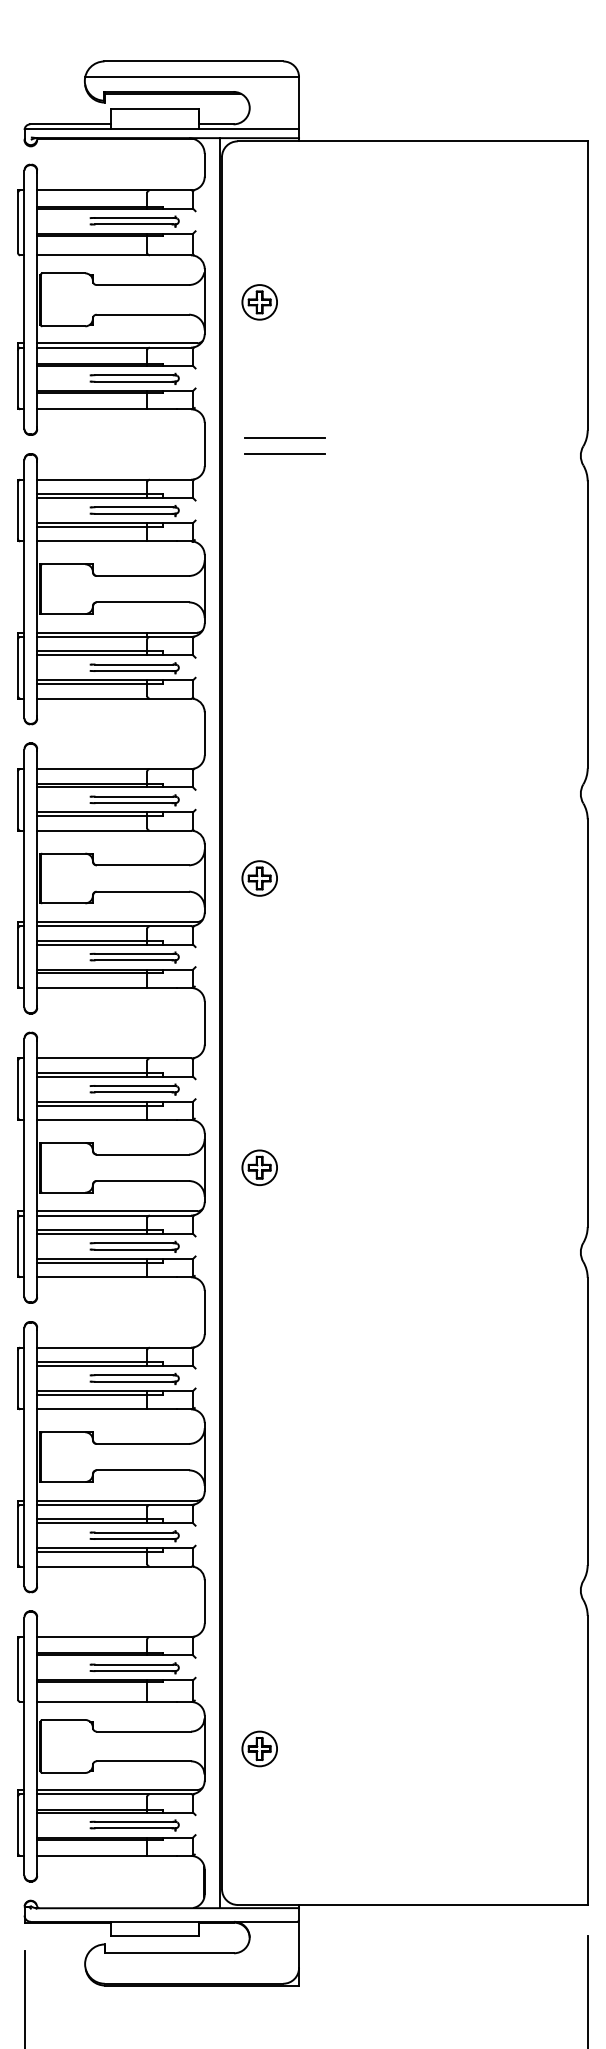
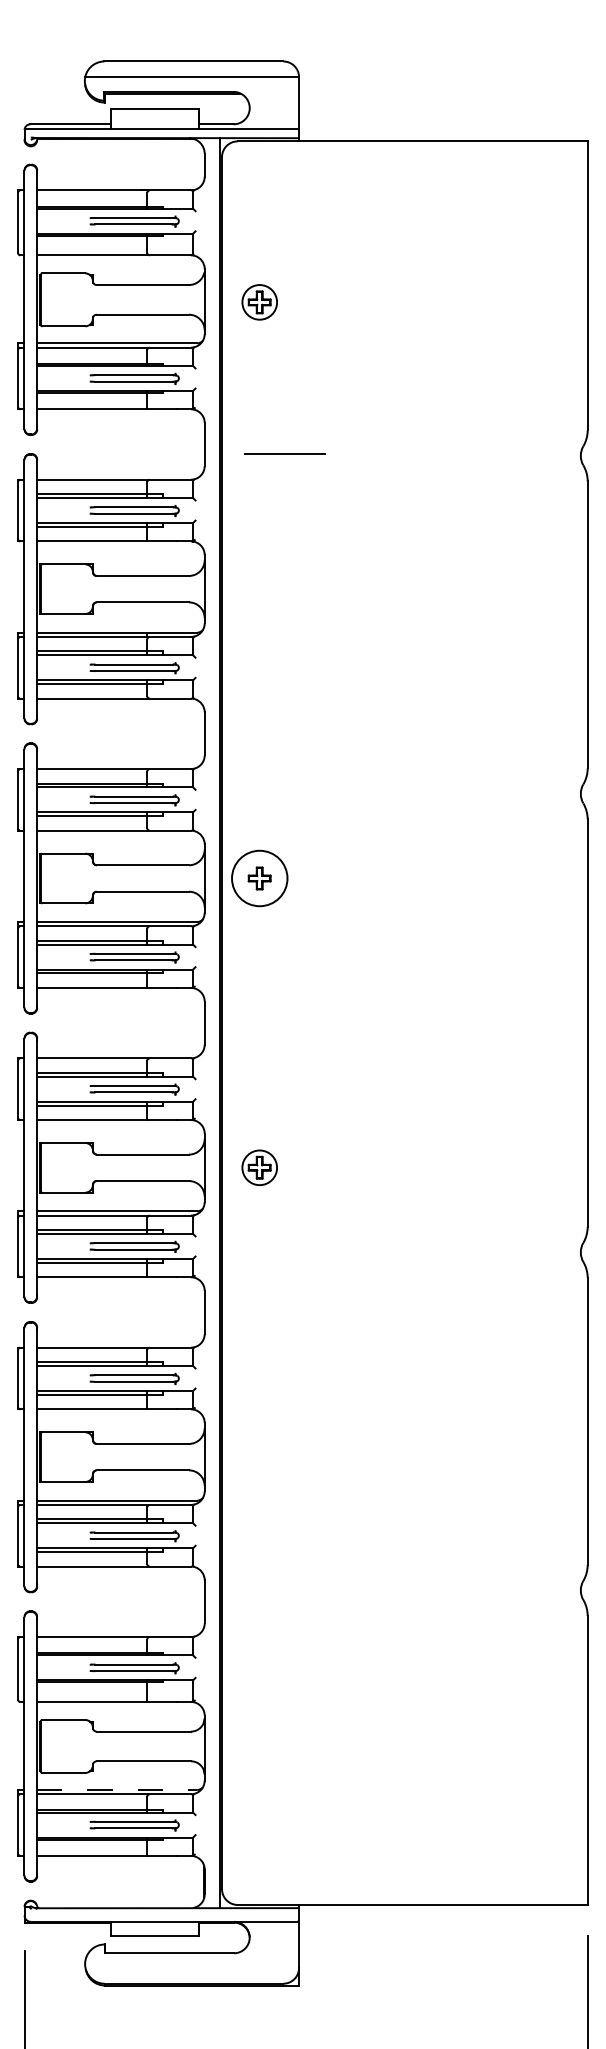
line: present -> none (284, 437)
circle diameter: 35 px -> 55 px (259, 878)
part: present -> none (259, 1748)
line: solid -> dashed (117, 1789)
